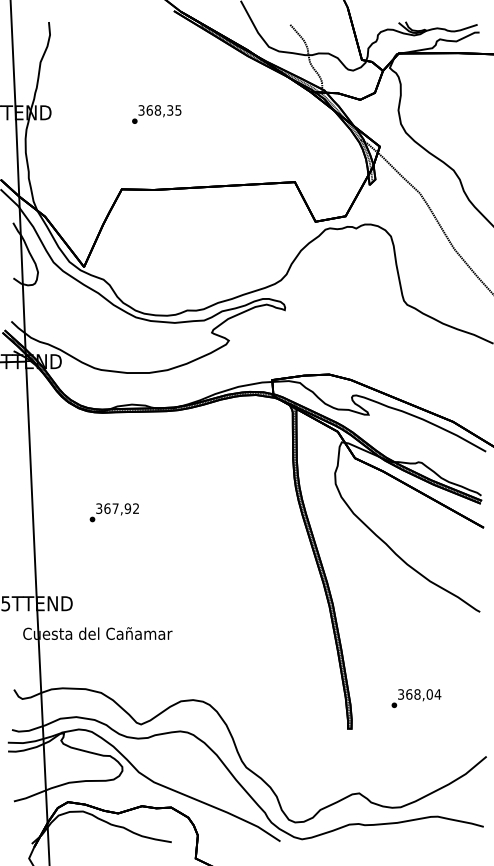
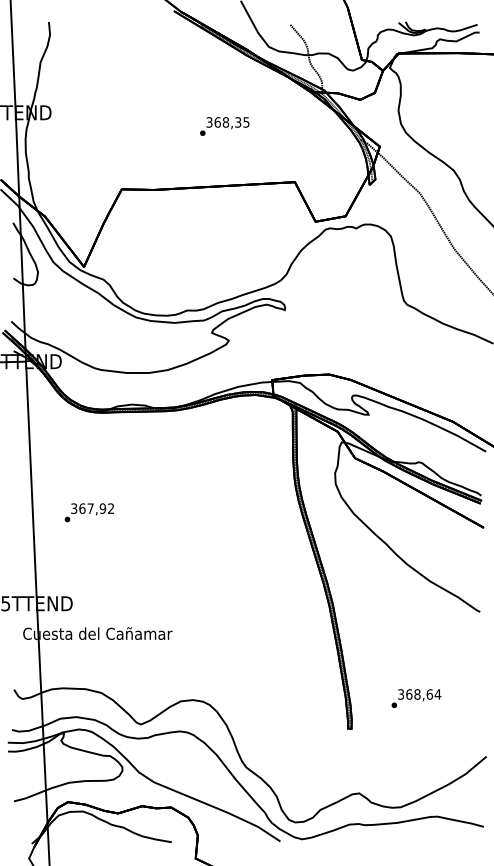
text position: (156, 114) -> (224, 126) (224, 126)
text position: (113, 512) -> (88, 512) (88, 512)
text: 368,04 -> 368,64 (429, 694)
